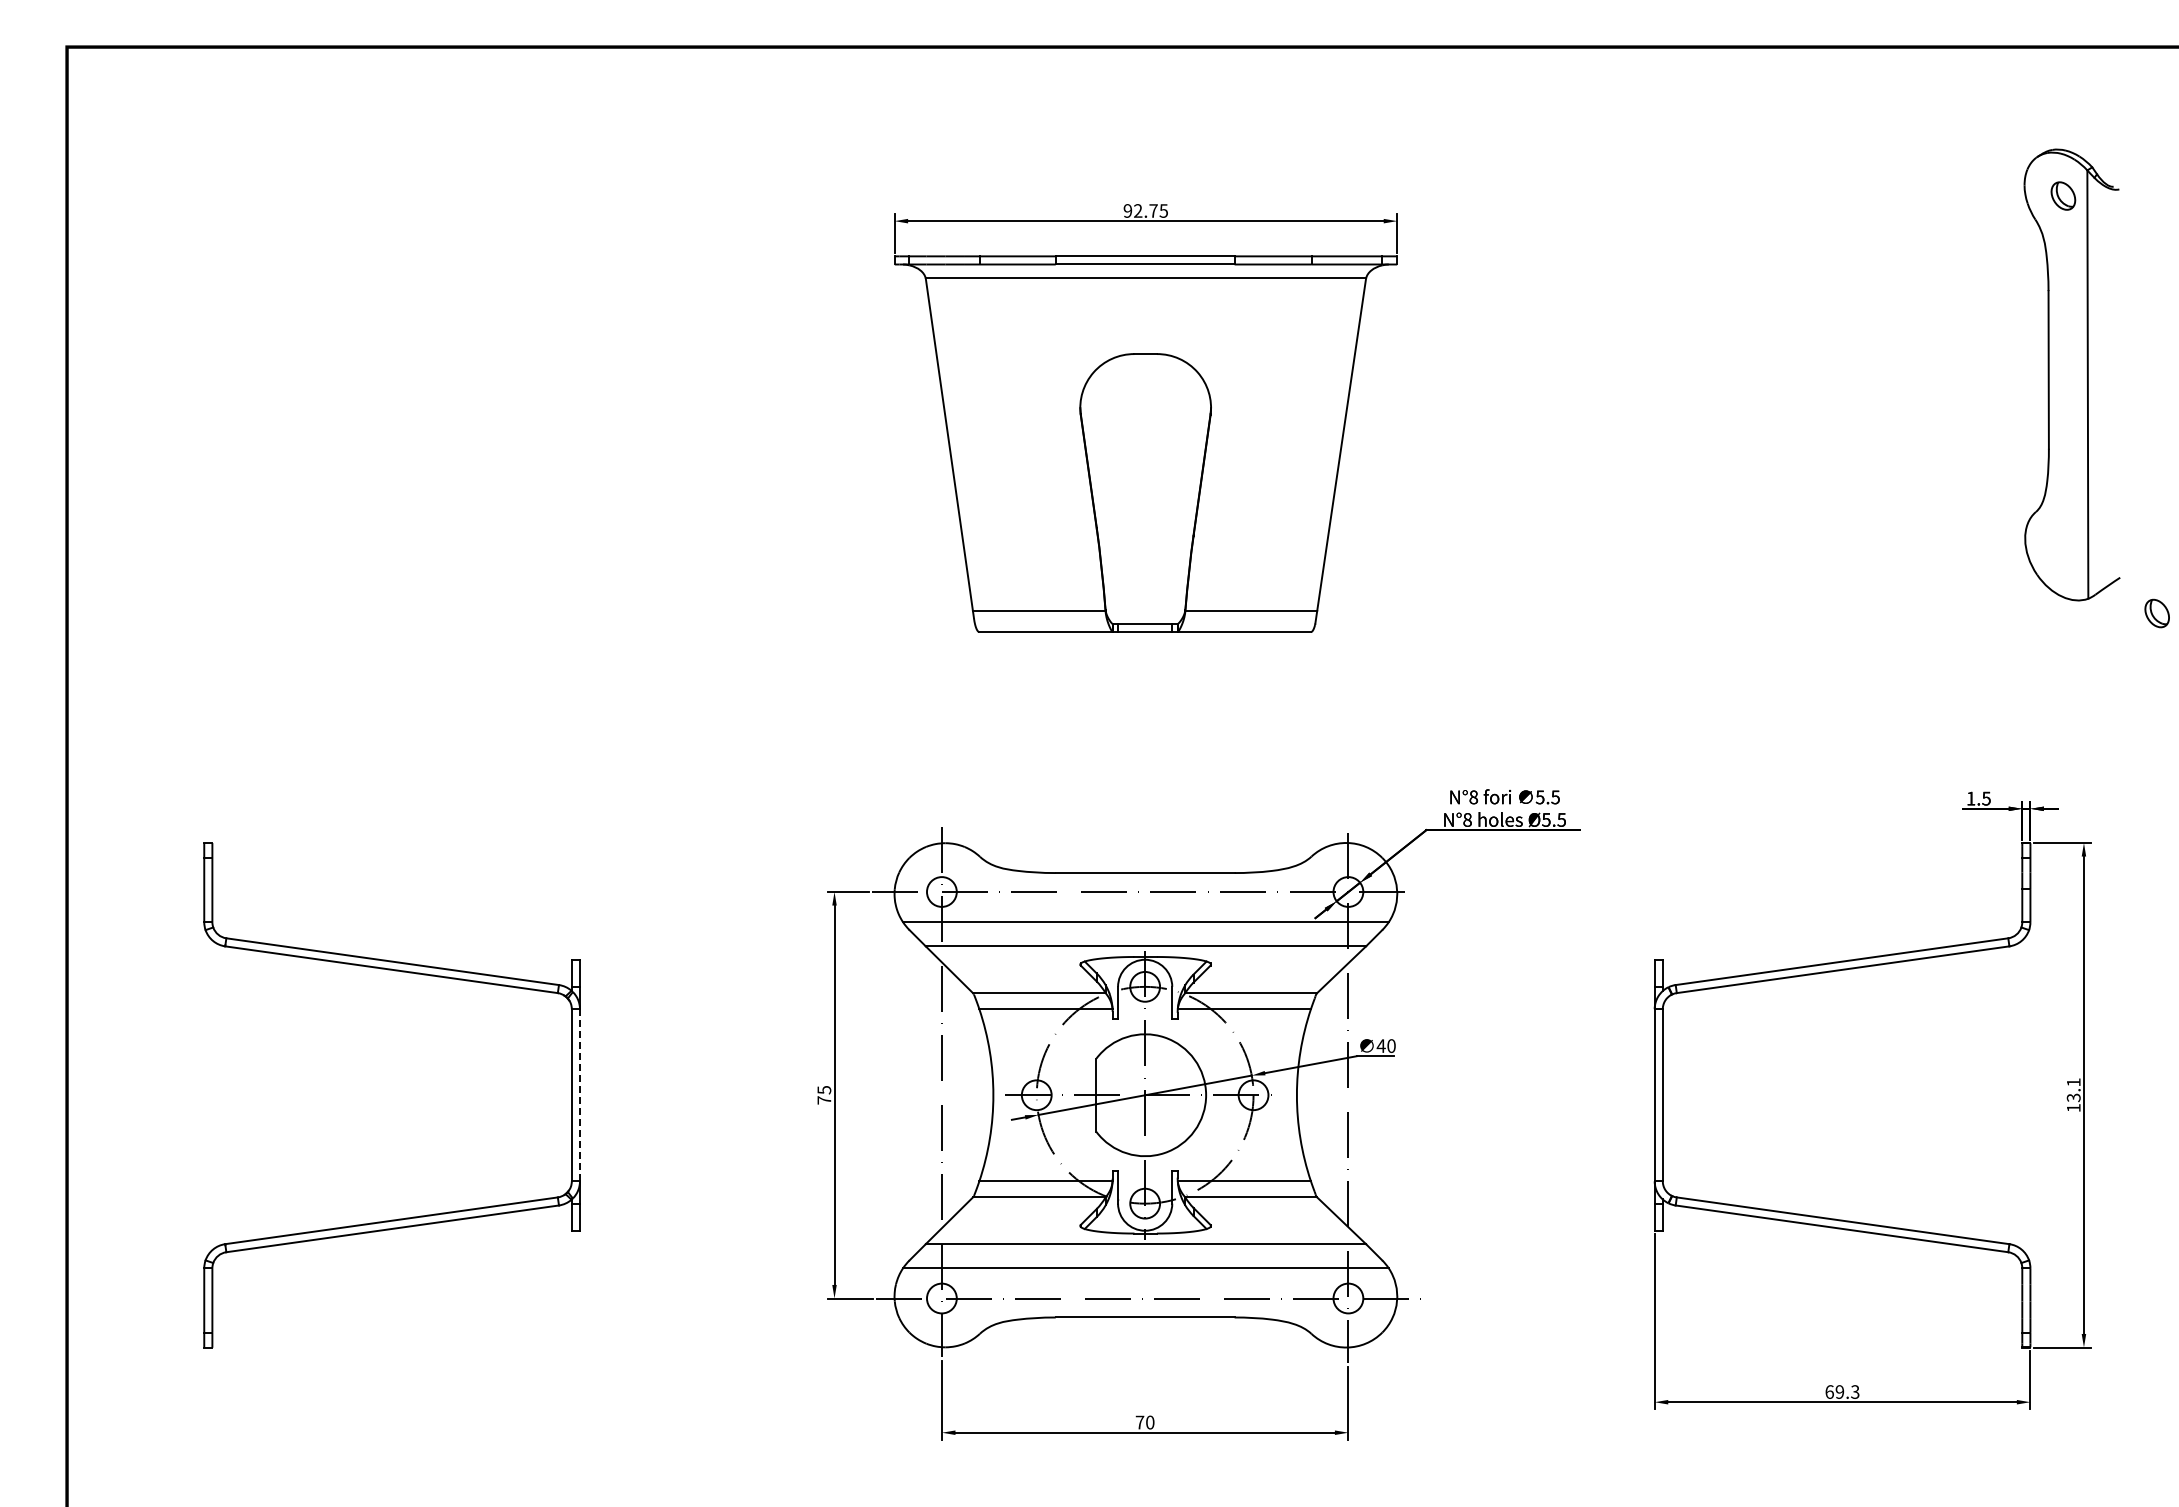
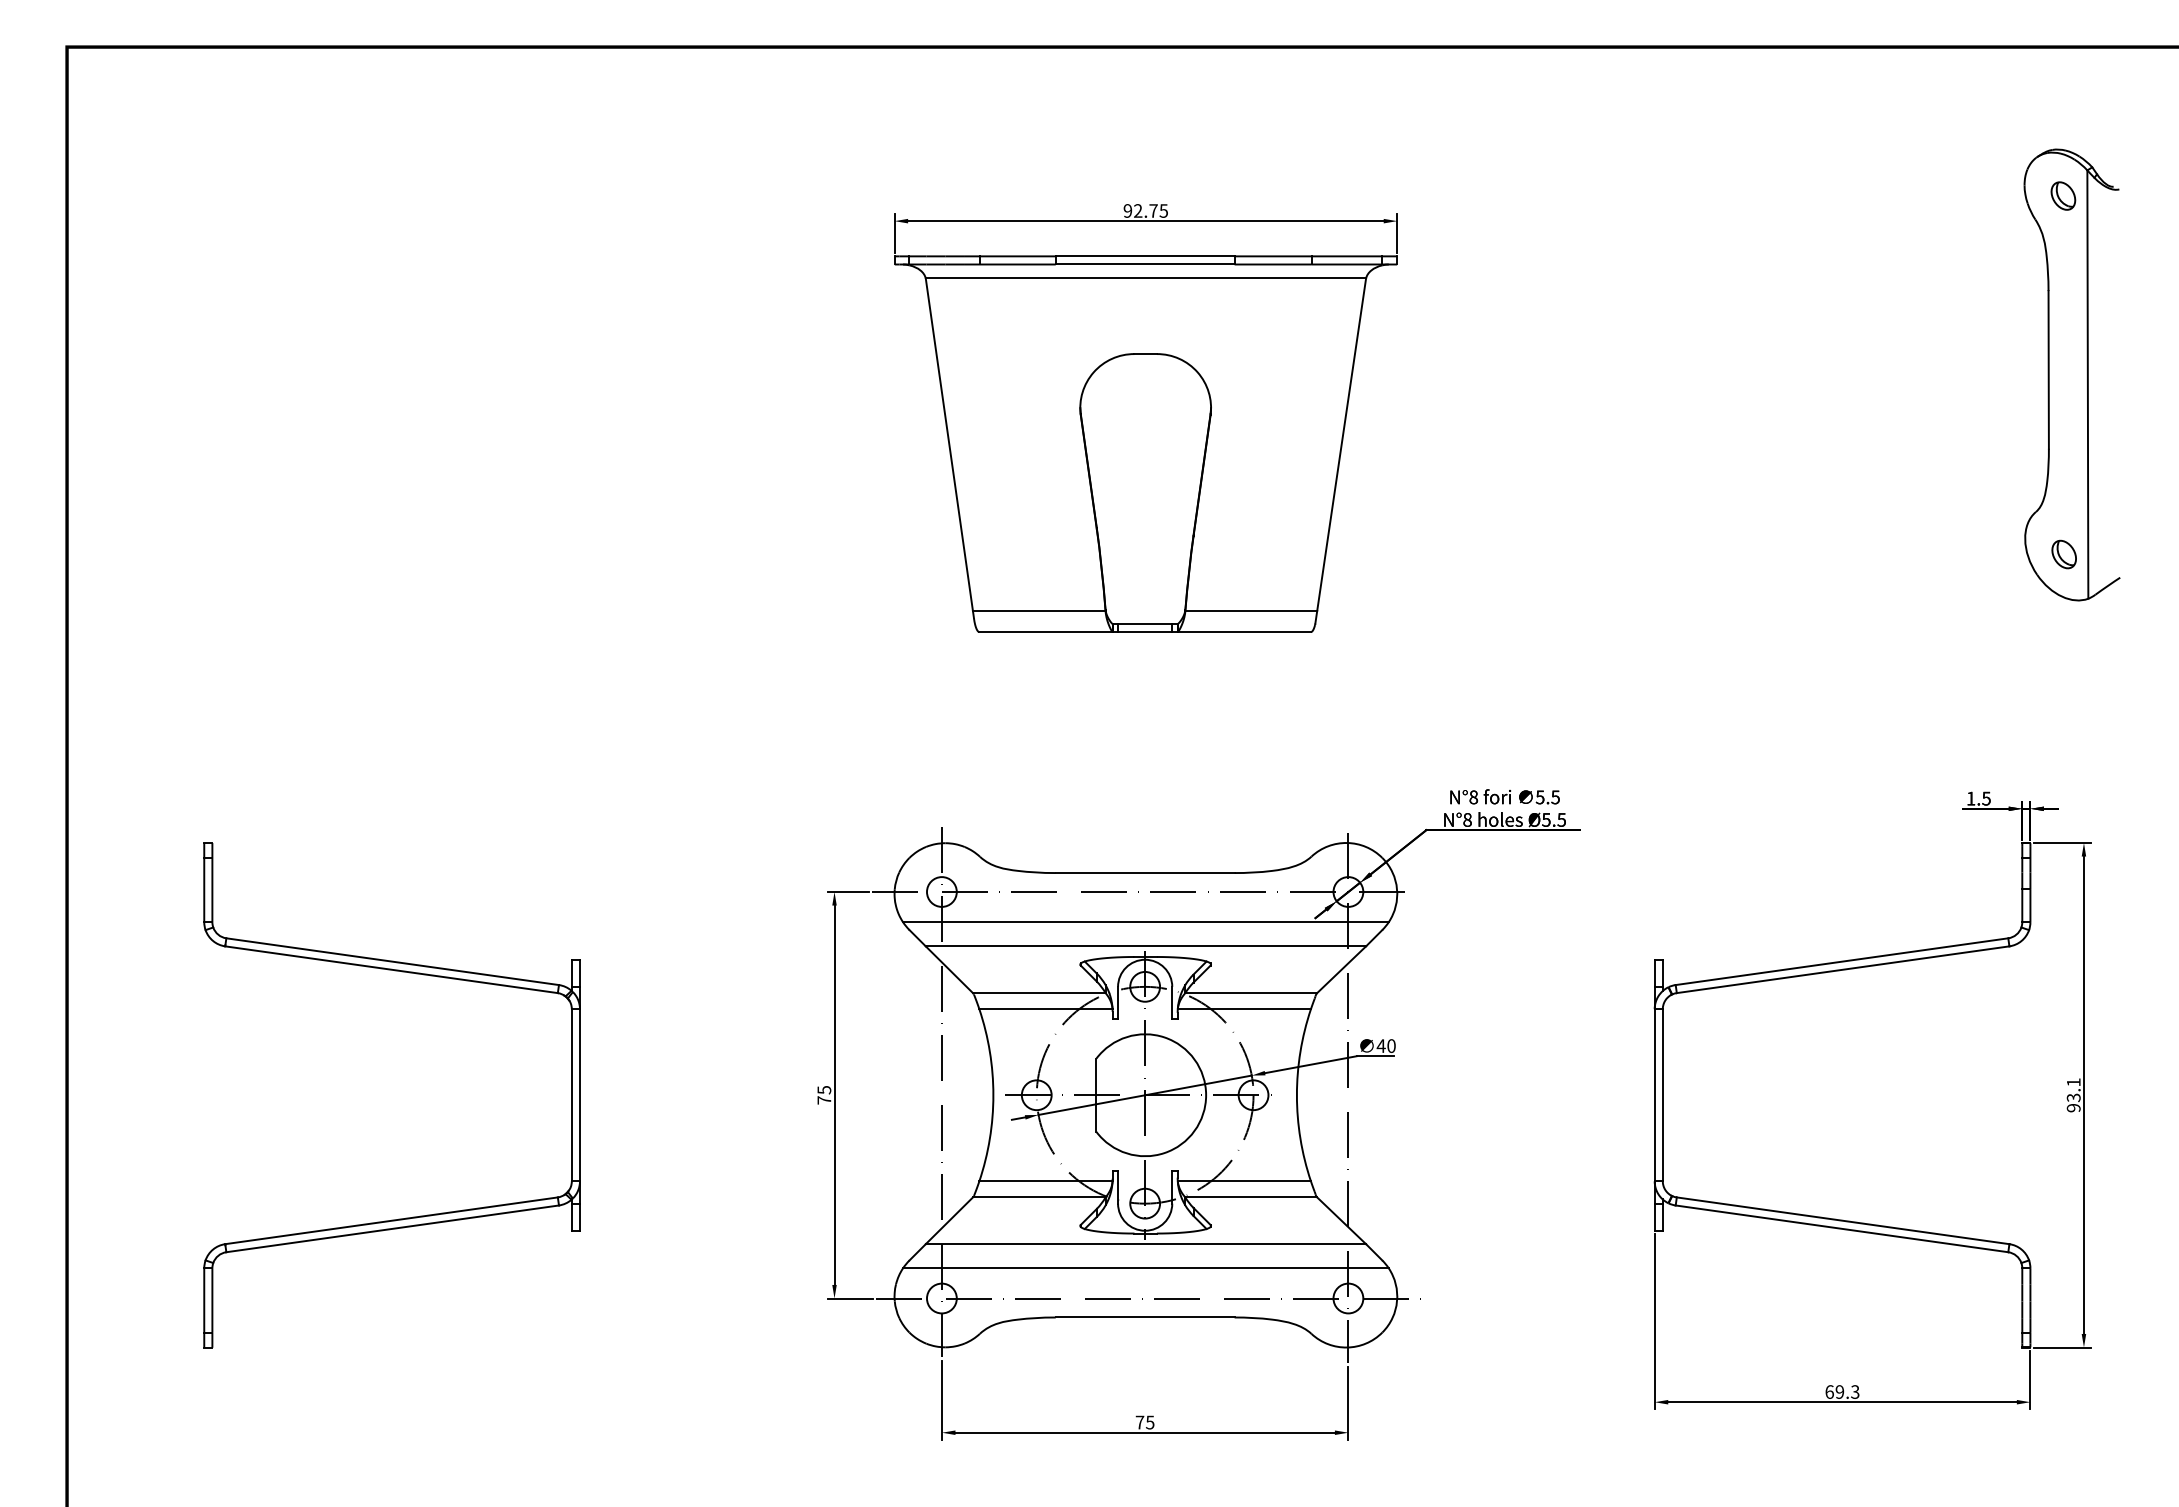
part position: (2156, 613) -> (2063, 554) (2063, 554)
line: dashed -> solid (579, 1094)
text: 13.1 -> 93.1 (2073, 1108)
text: 70 -> 75 (1149, 1422)
